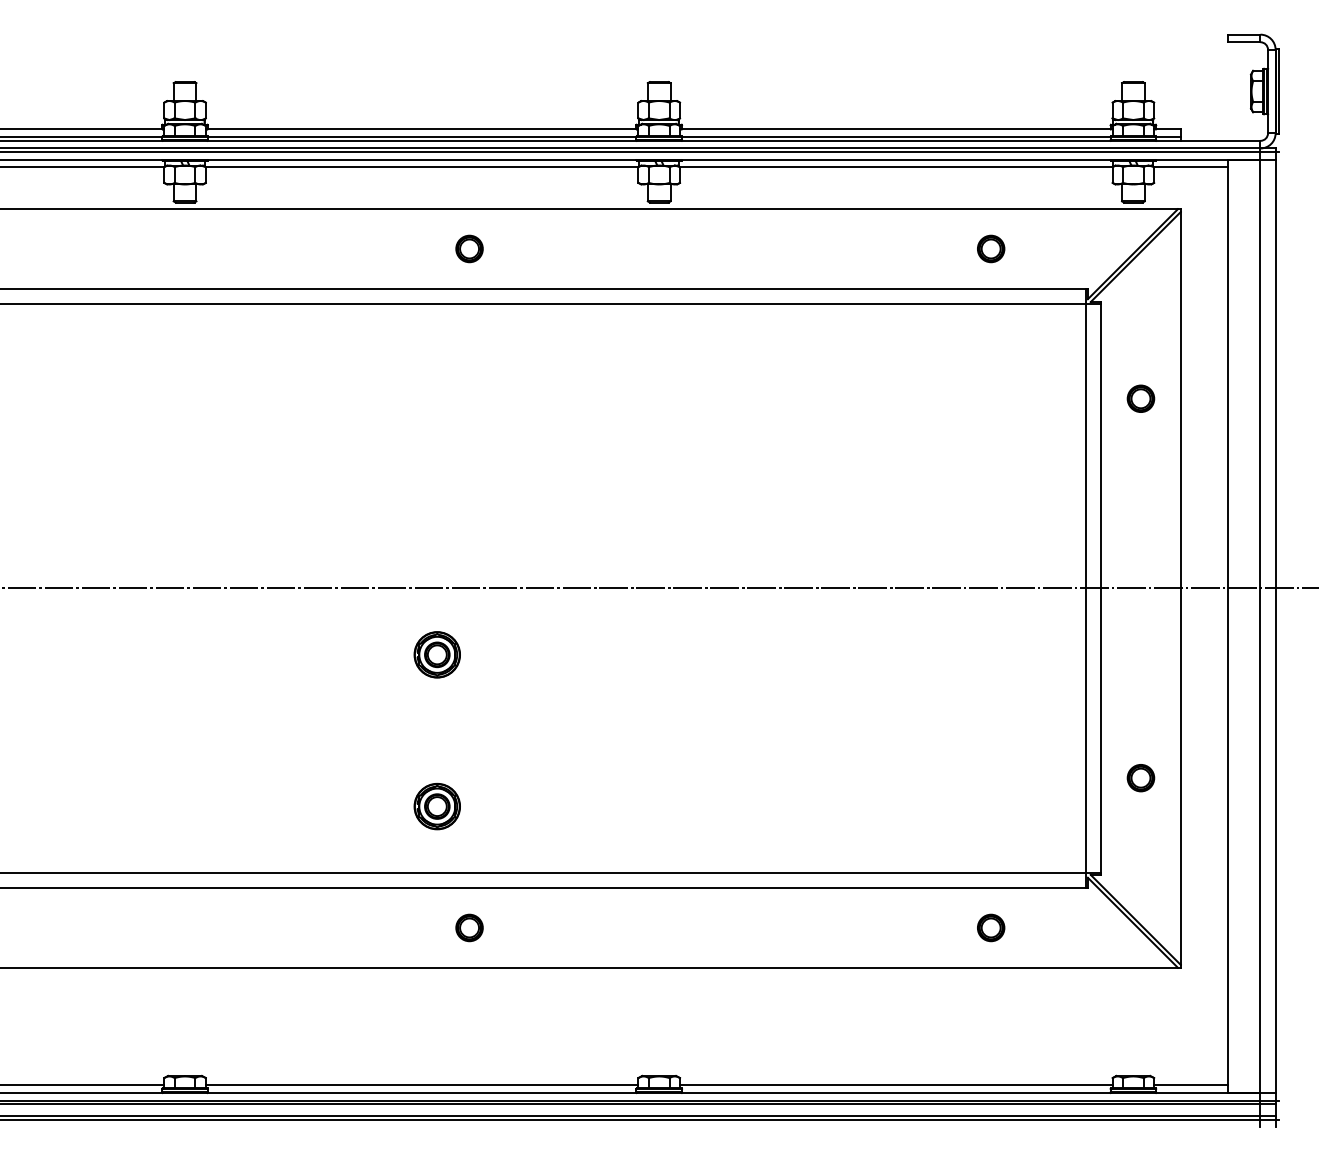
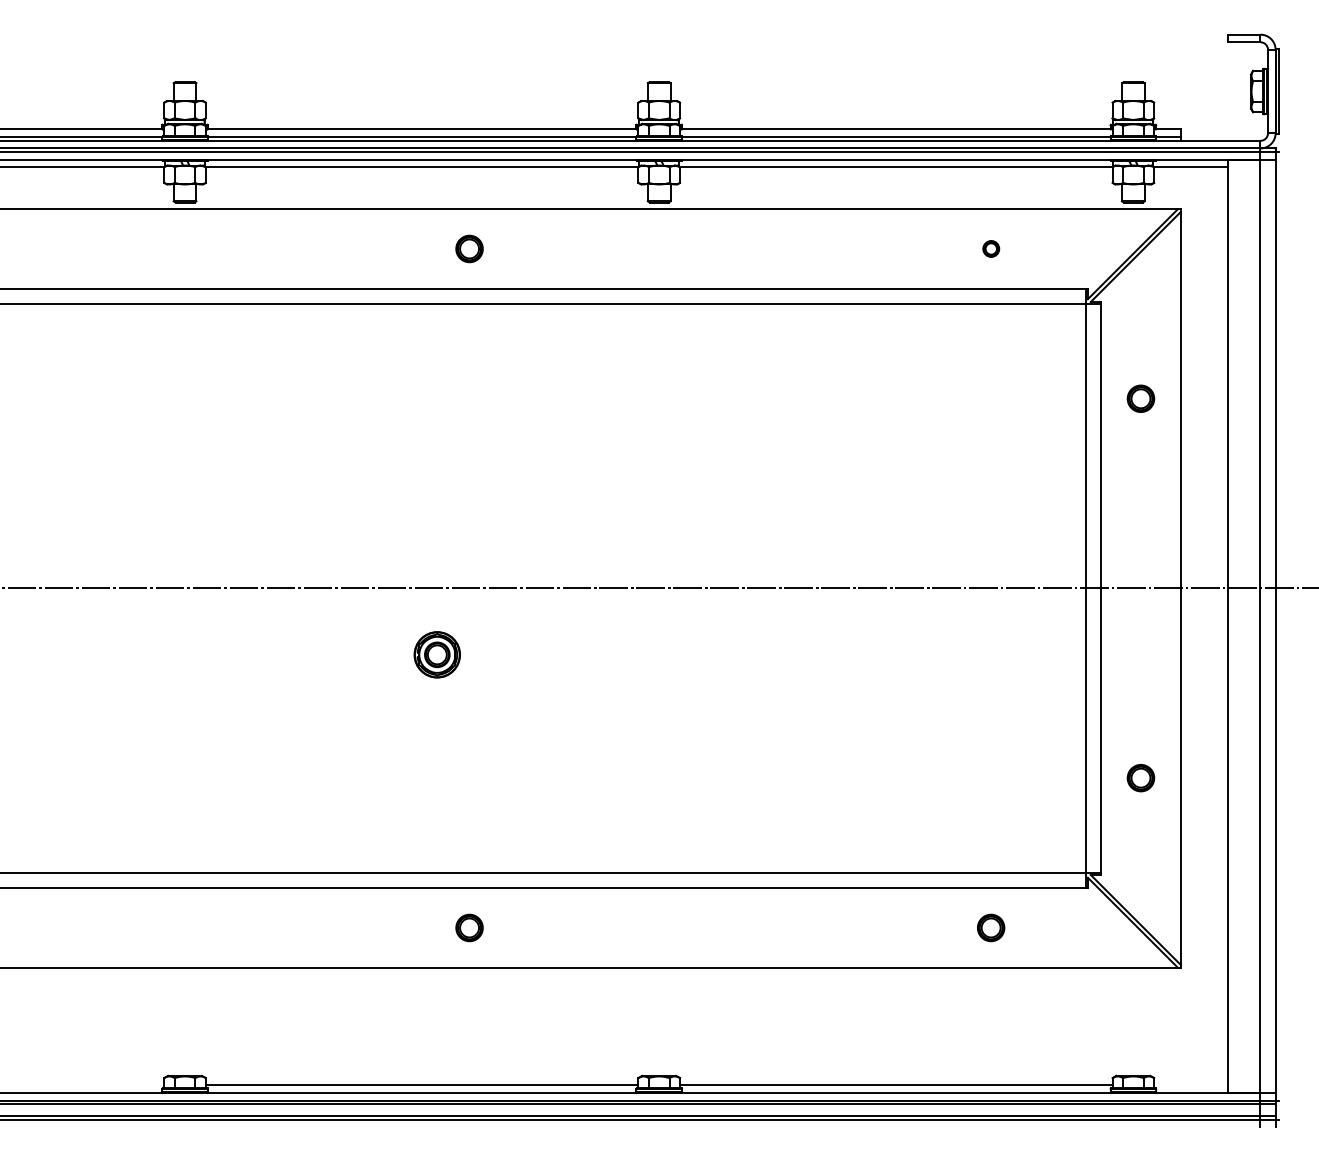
part size: 29x30 px -> 19x18 px (991, 248)
part: present -> none (436, 806)
line: present -> none (83, 1085)
line: present -> none (1191, 1085)
